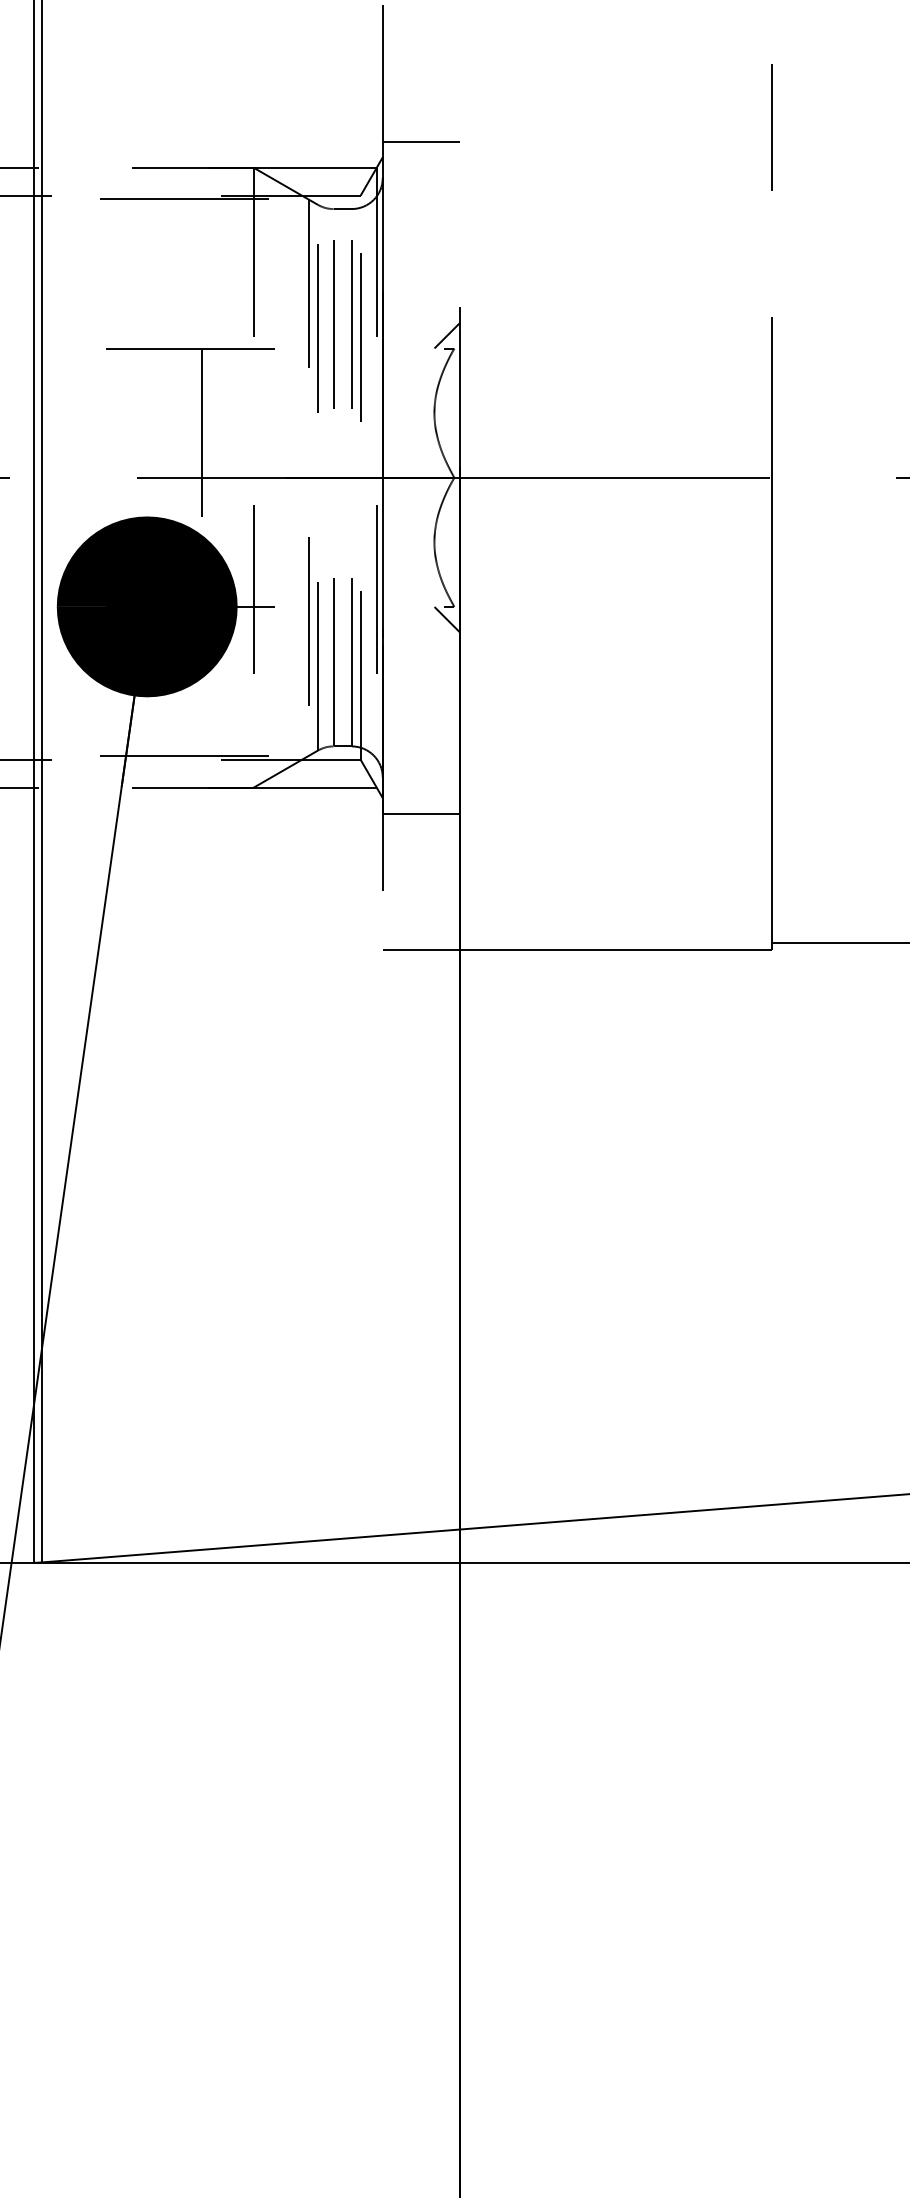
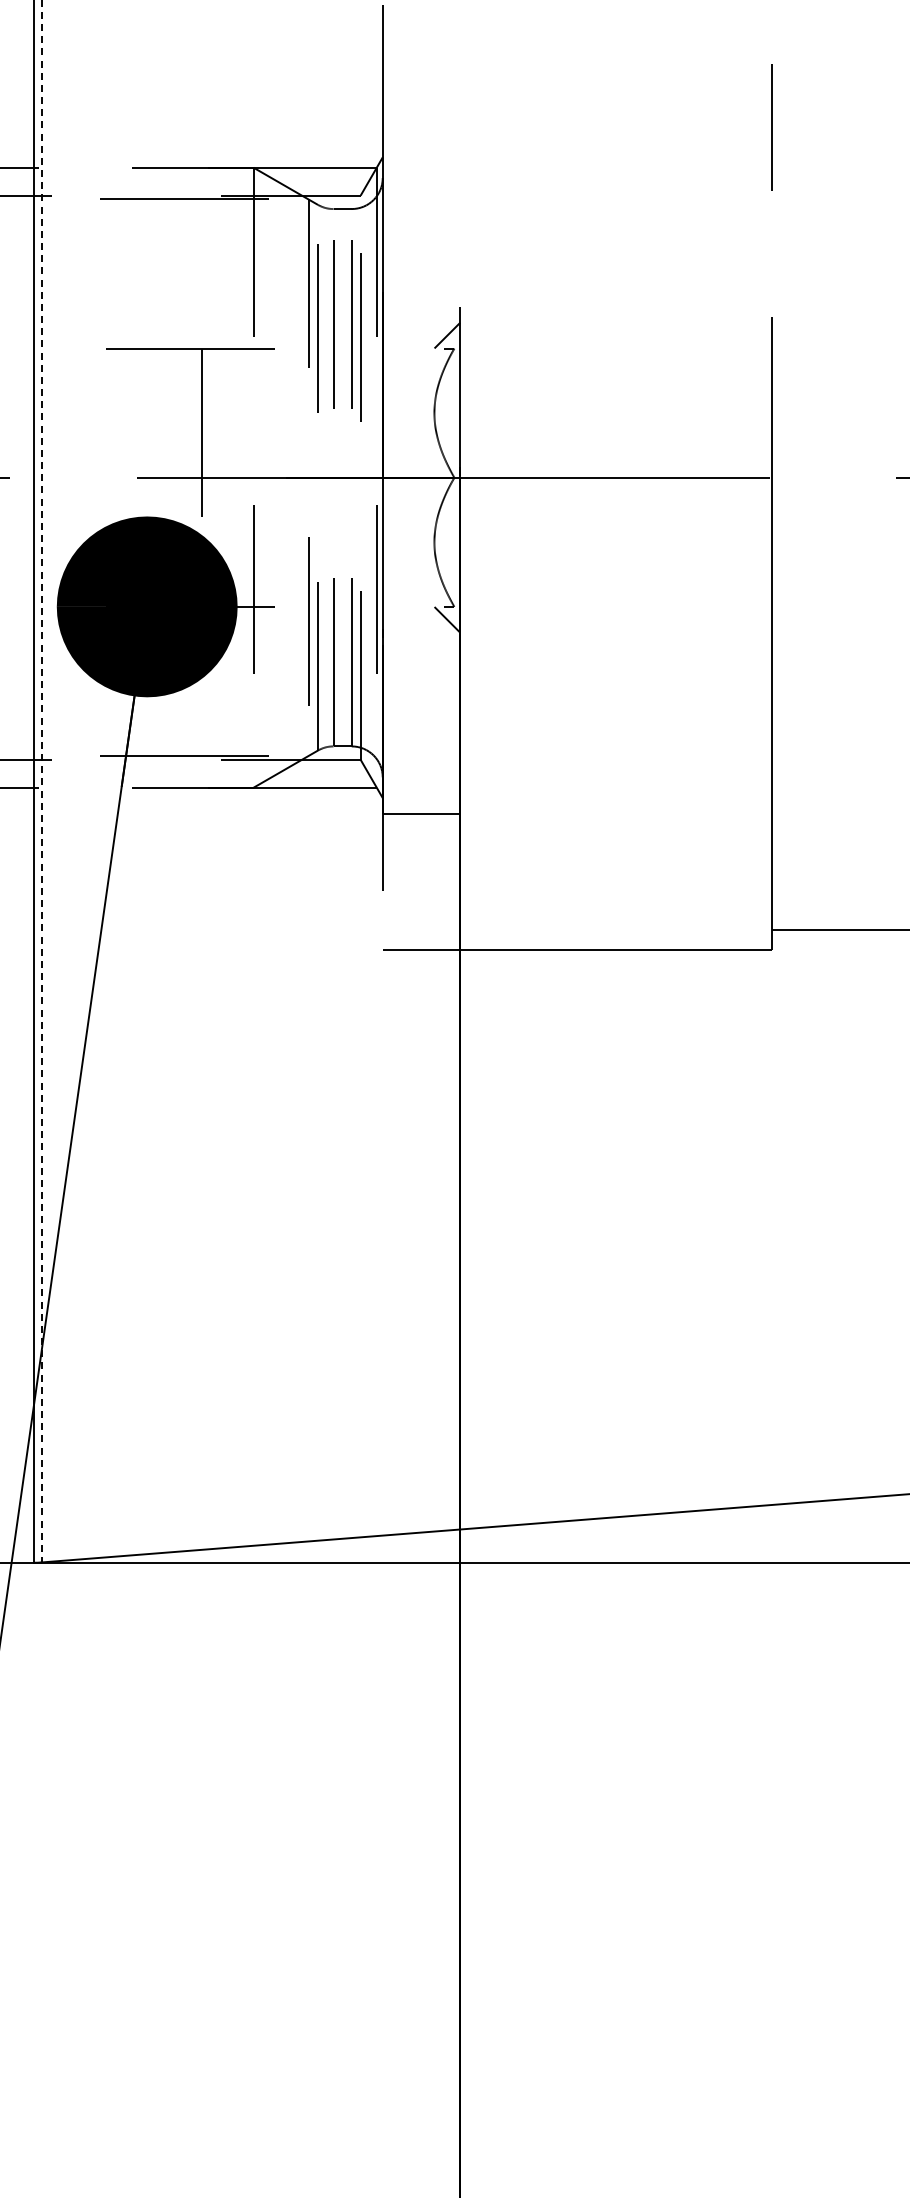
line: present -> none (421, 141)
line: solid -> dashed (41, 781)
line position: (838, 942) -> (838, 929) (838, 929)
